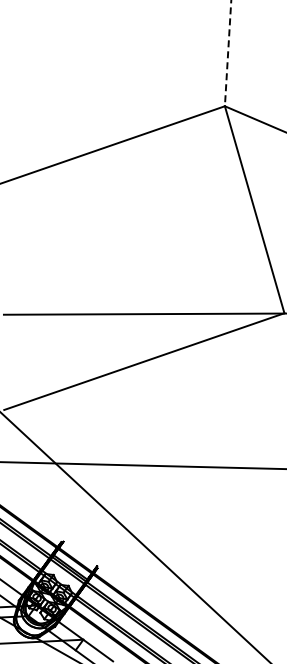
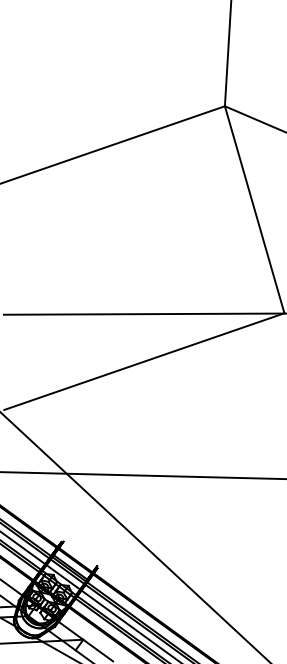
line: dashed -> solid (228, 53)
line position: (142, 465) -> (142, 475) (142, 475)
line: none -> present (90, 596)
